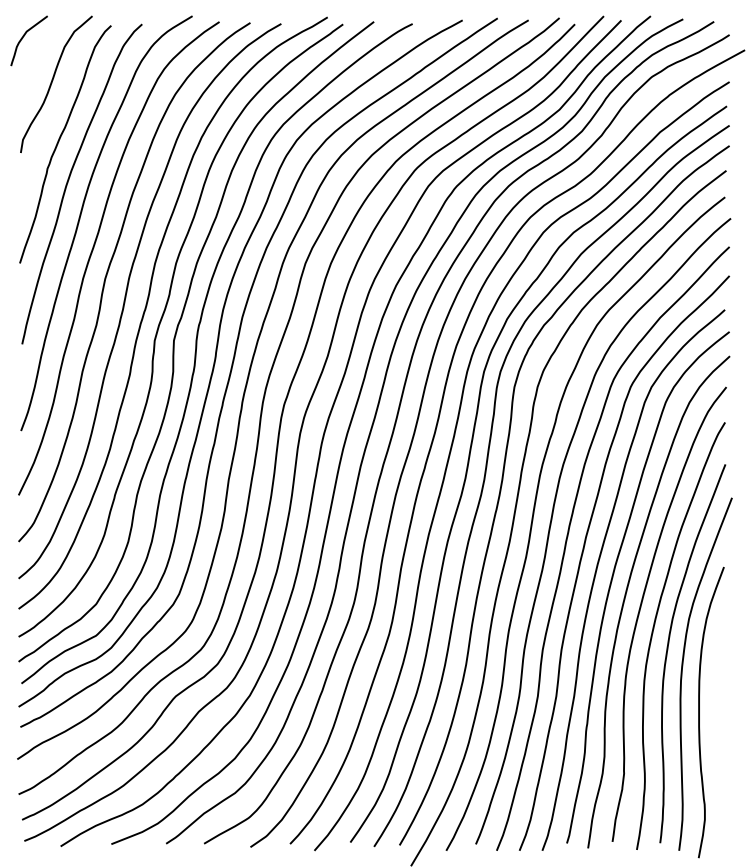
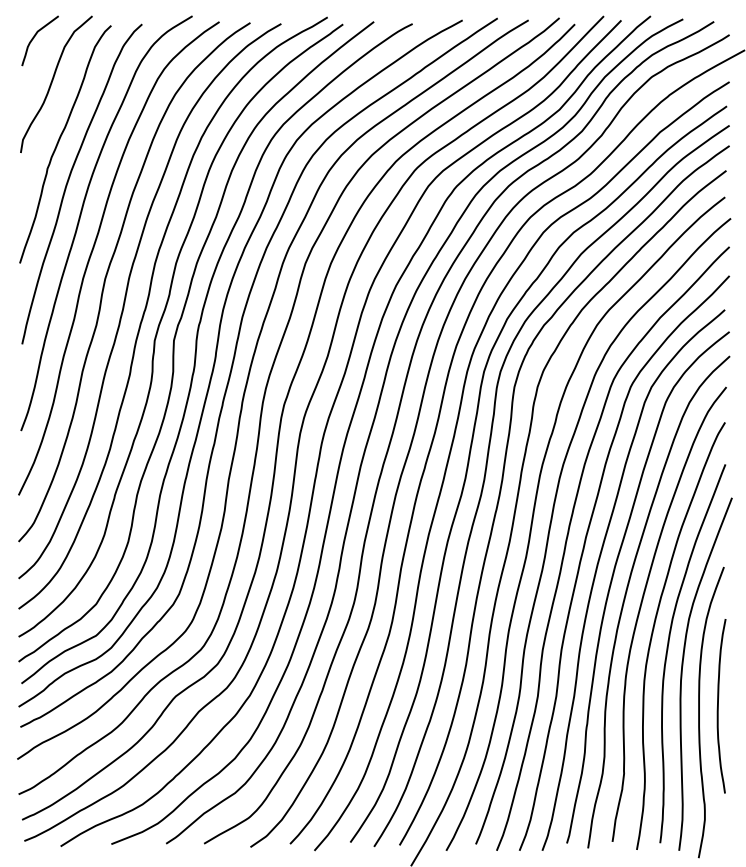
curve position: (23, 38) -> (34, 38) (34, 38)
curve: none -> present (718, 706)
